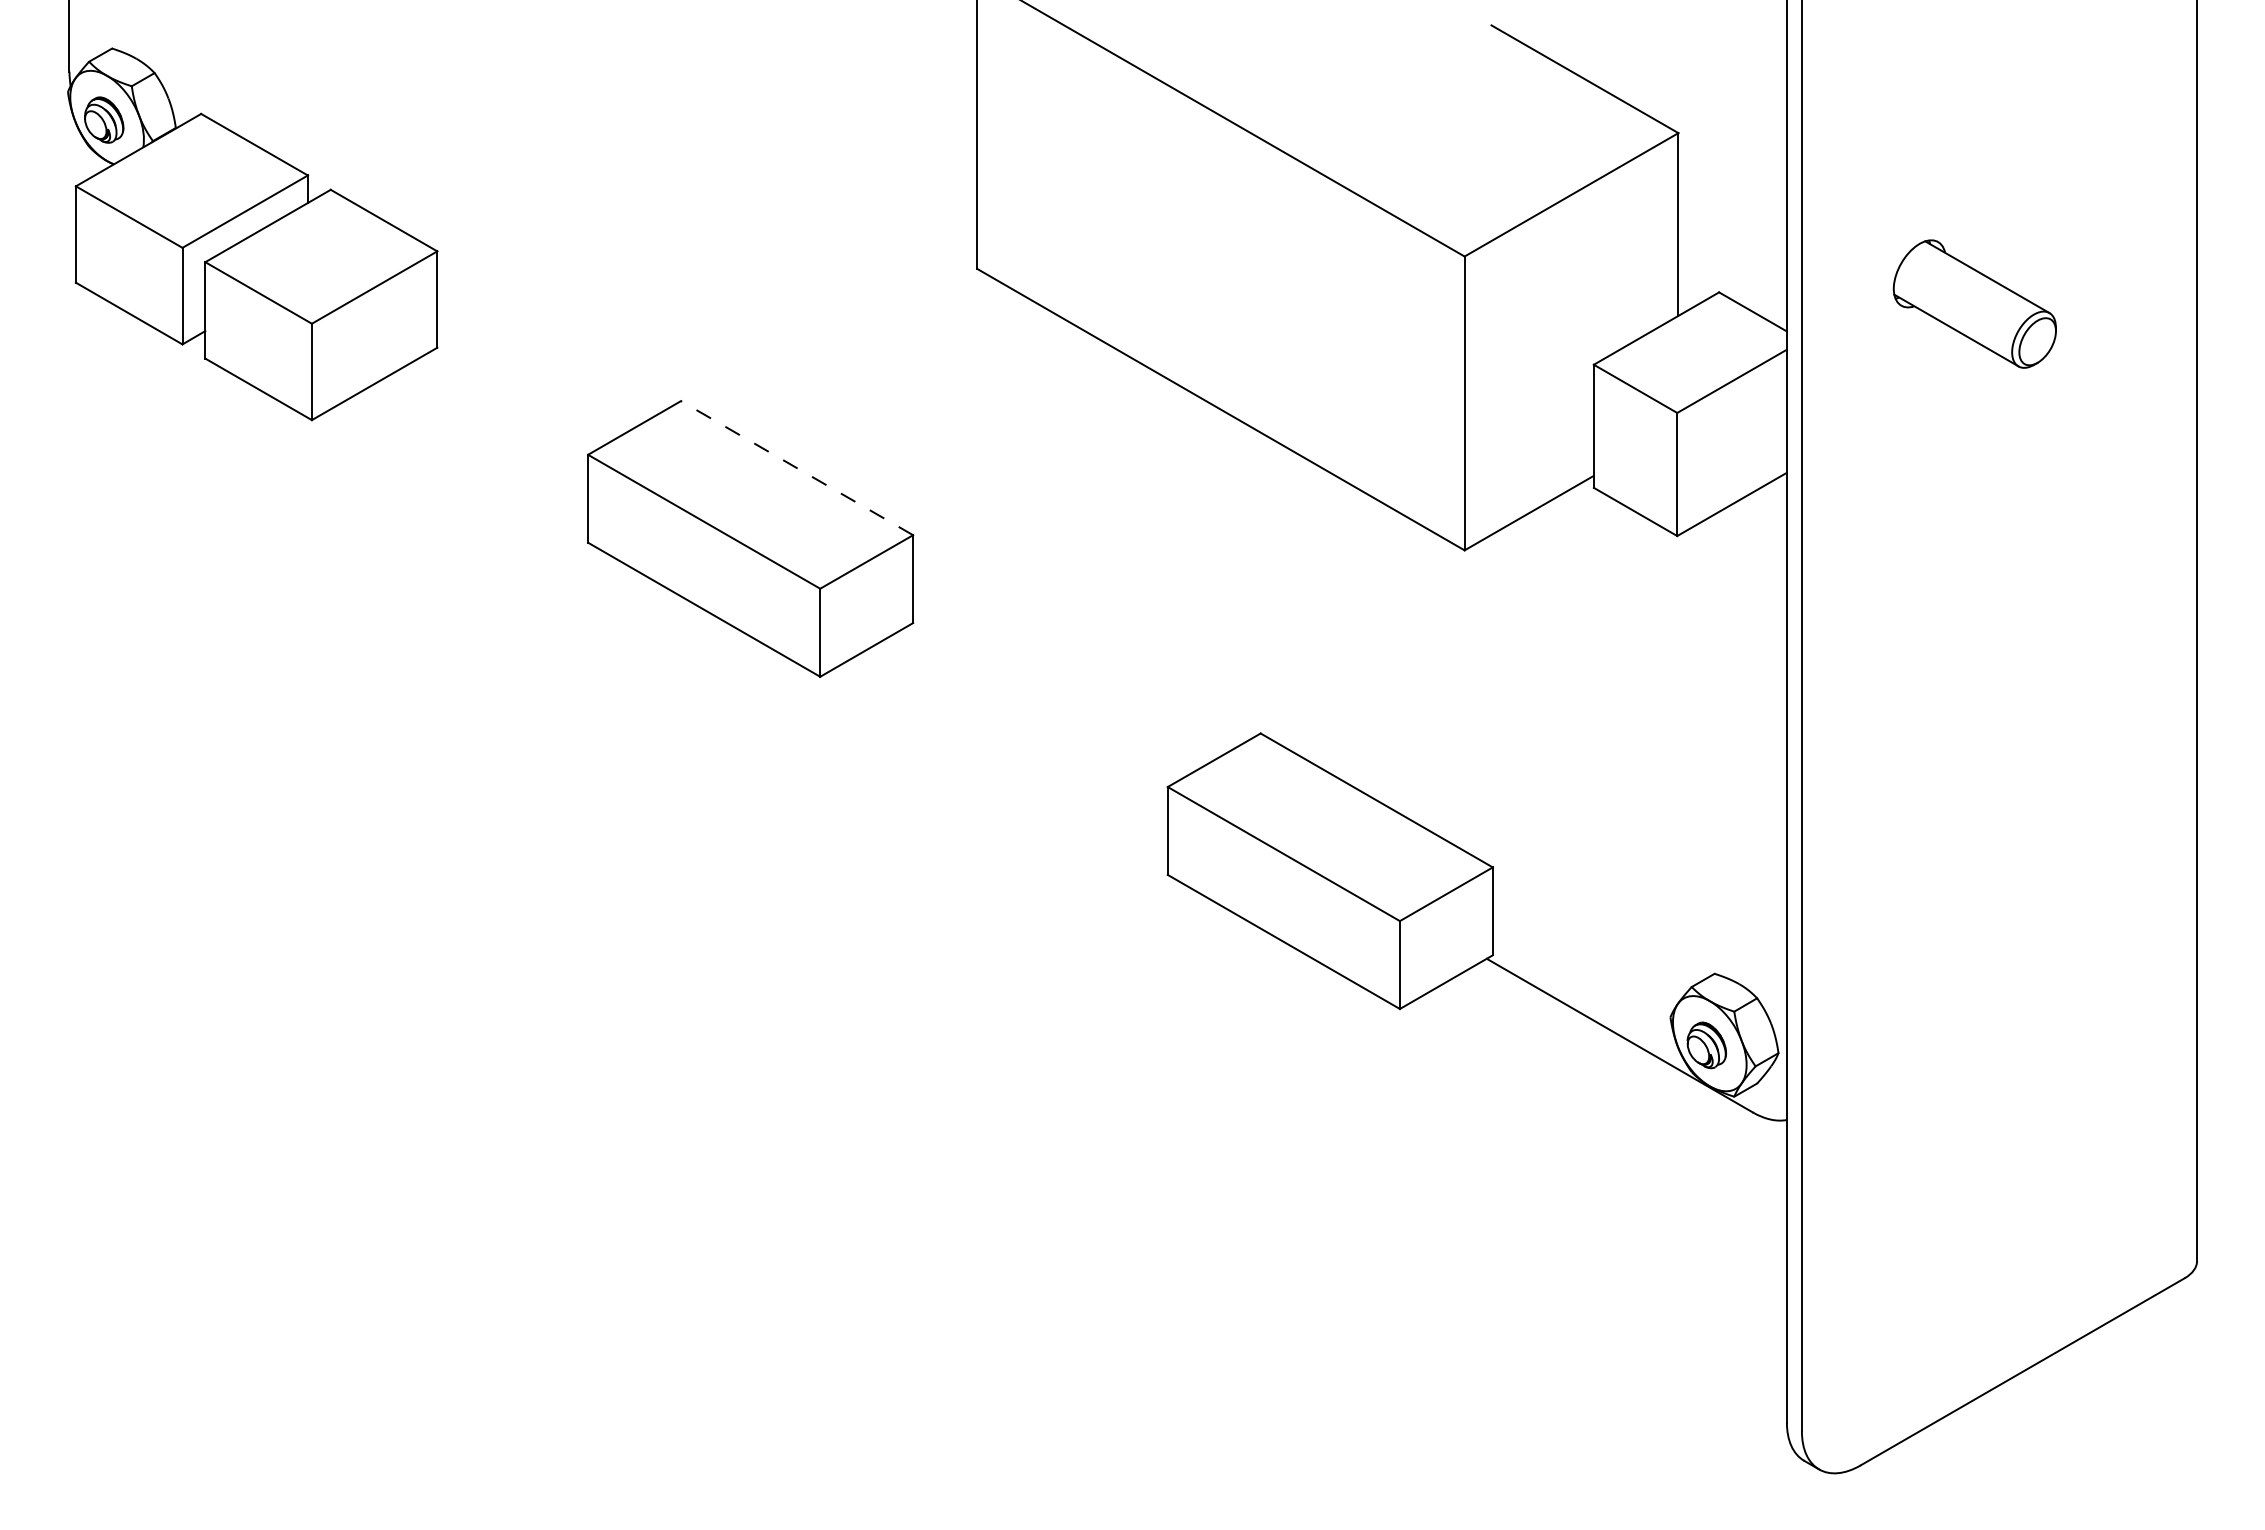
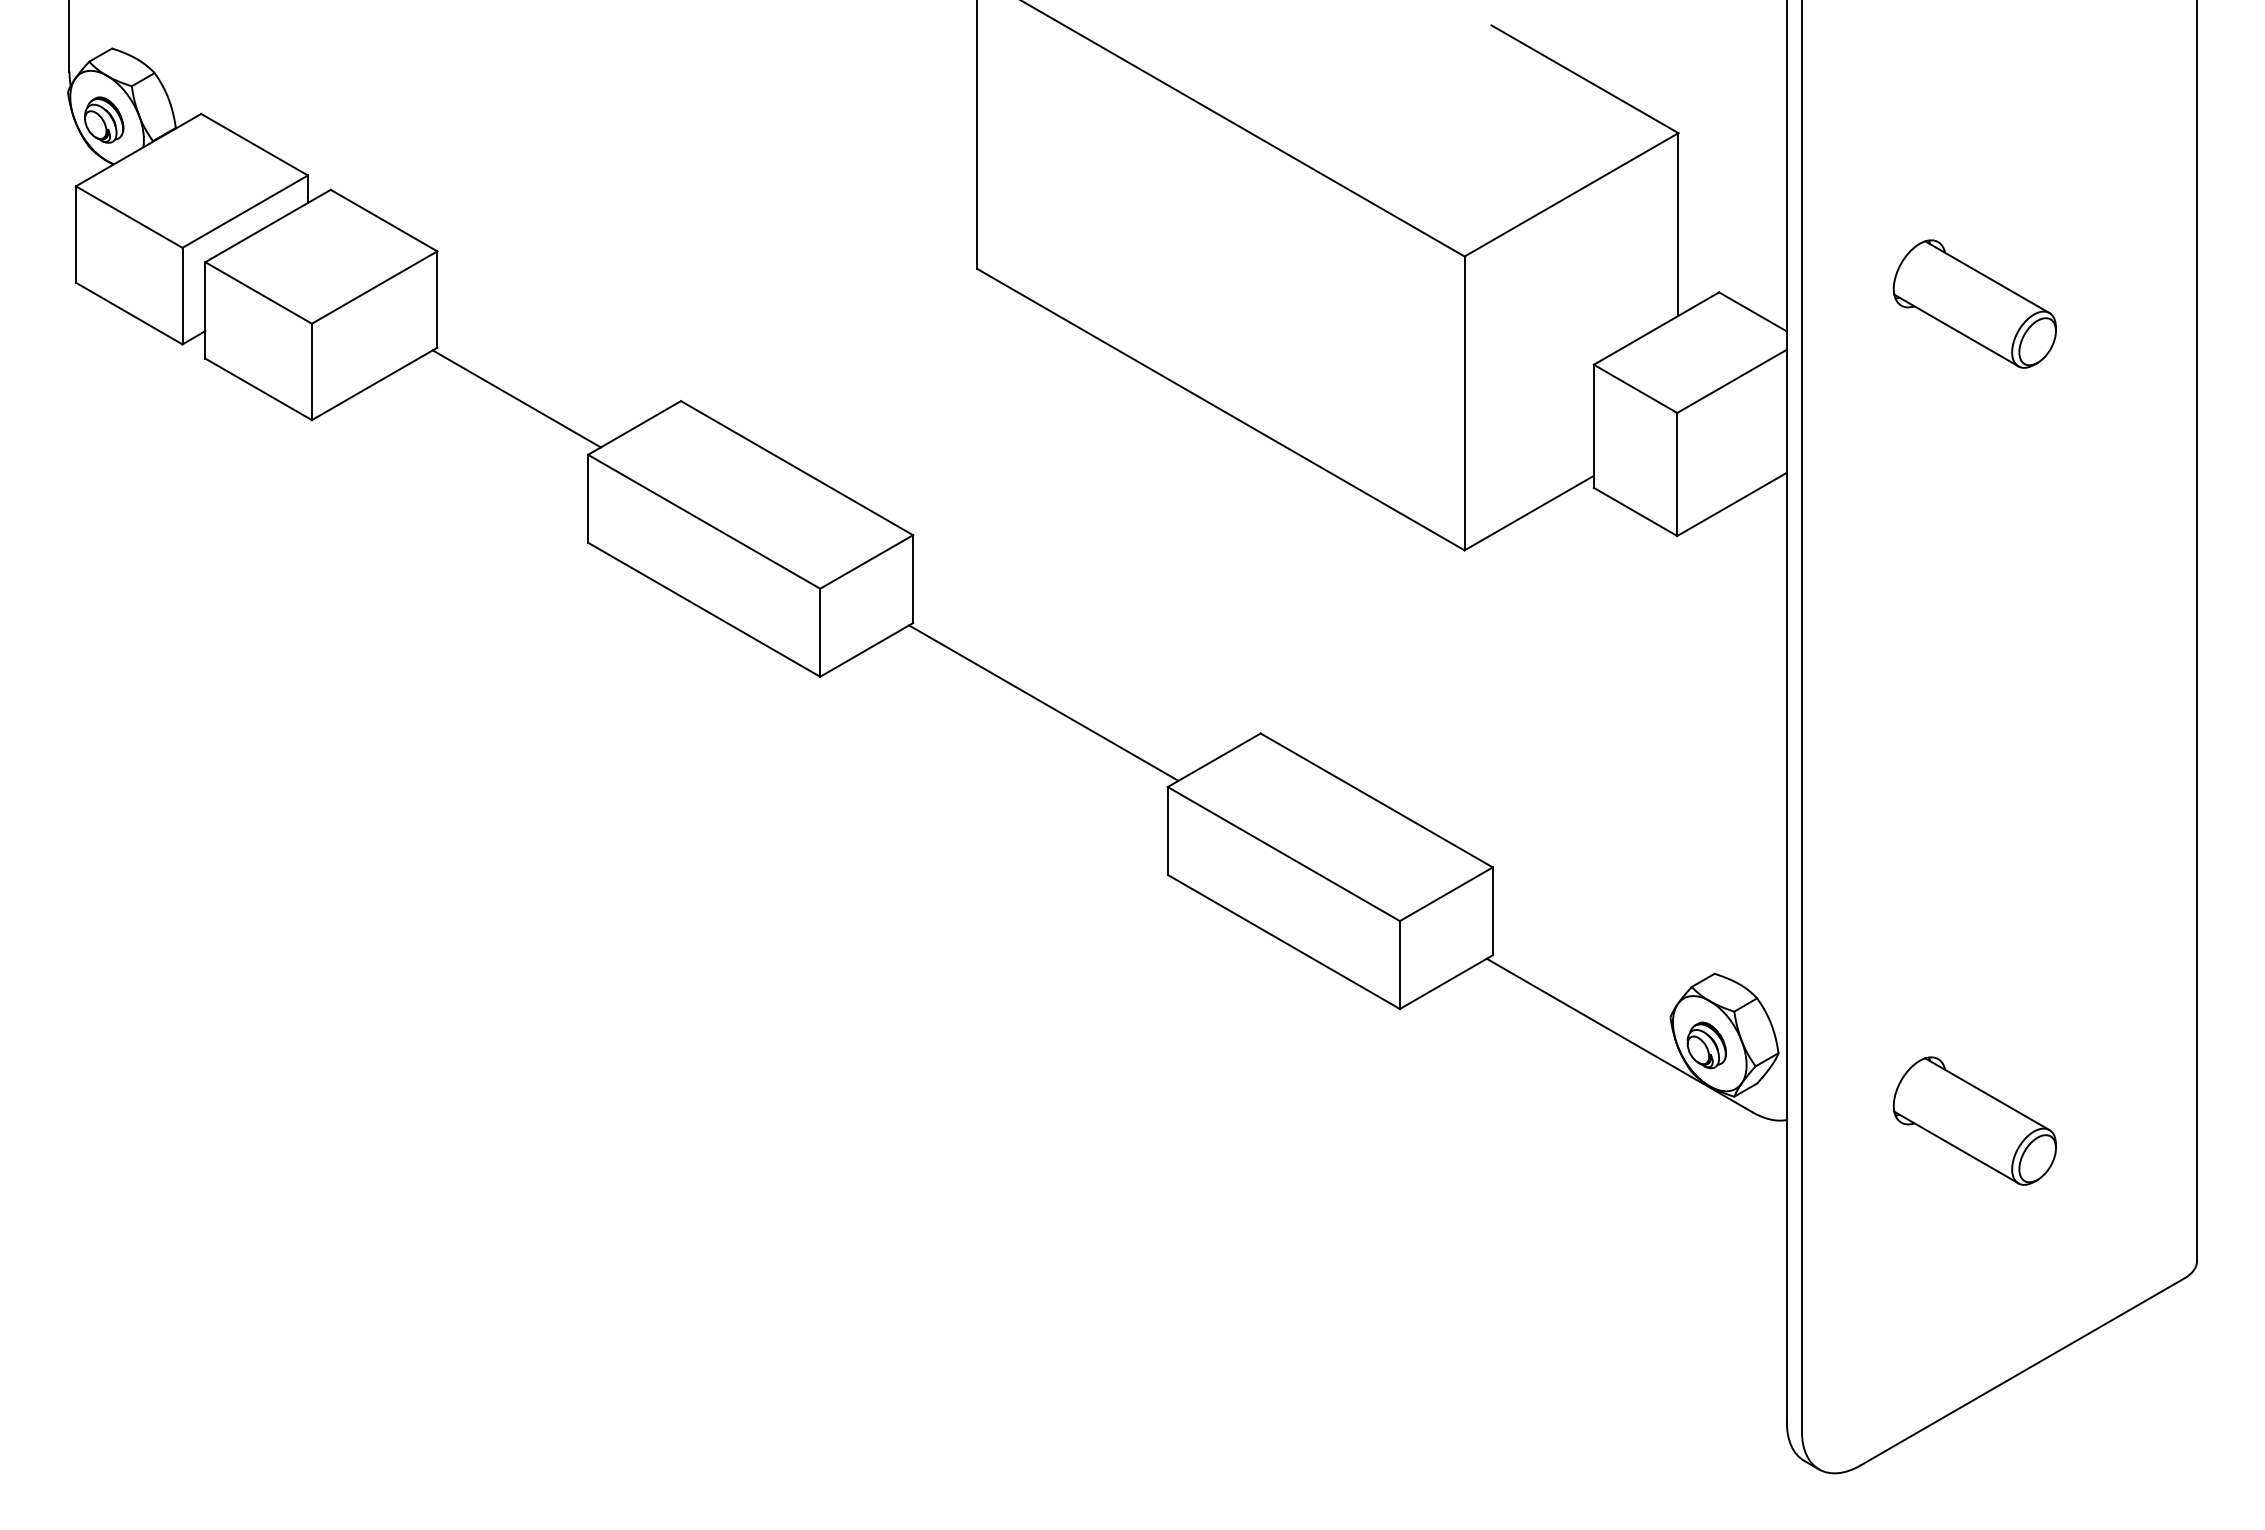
line: none -> present (516, 398)
line: dashed -> solid (796, 467)
line: none -> present (1043, 702)
part: none -> present (1974, 1120)
